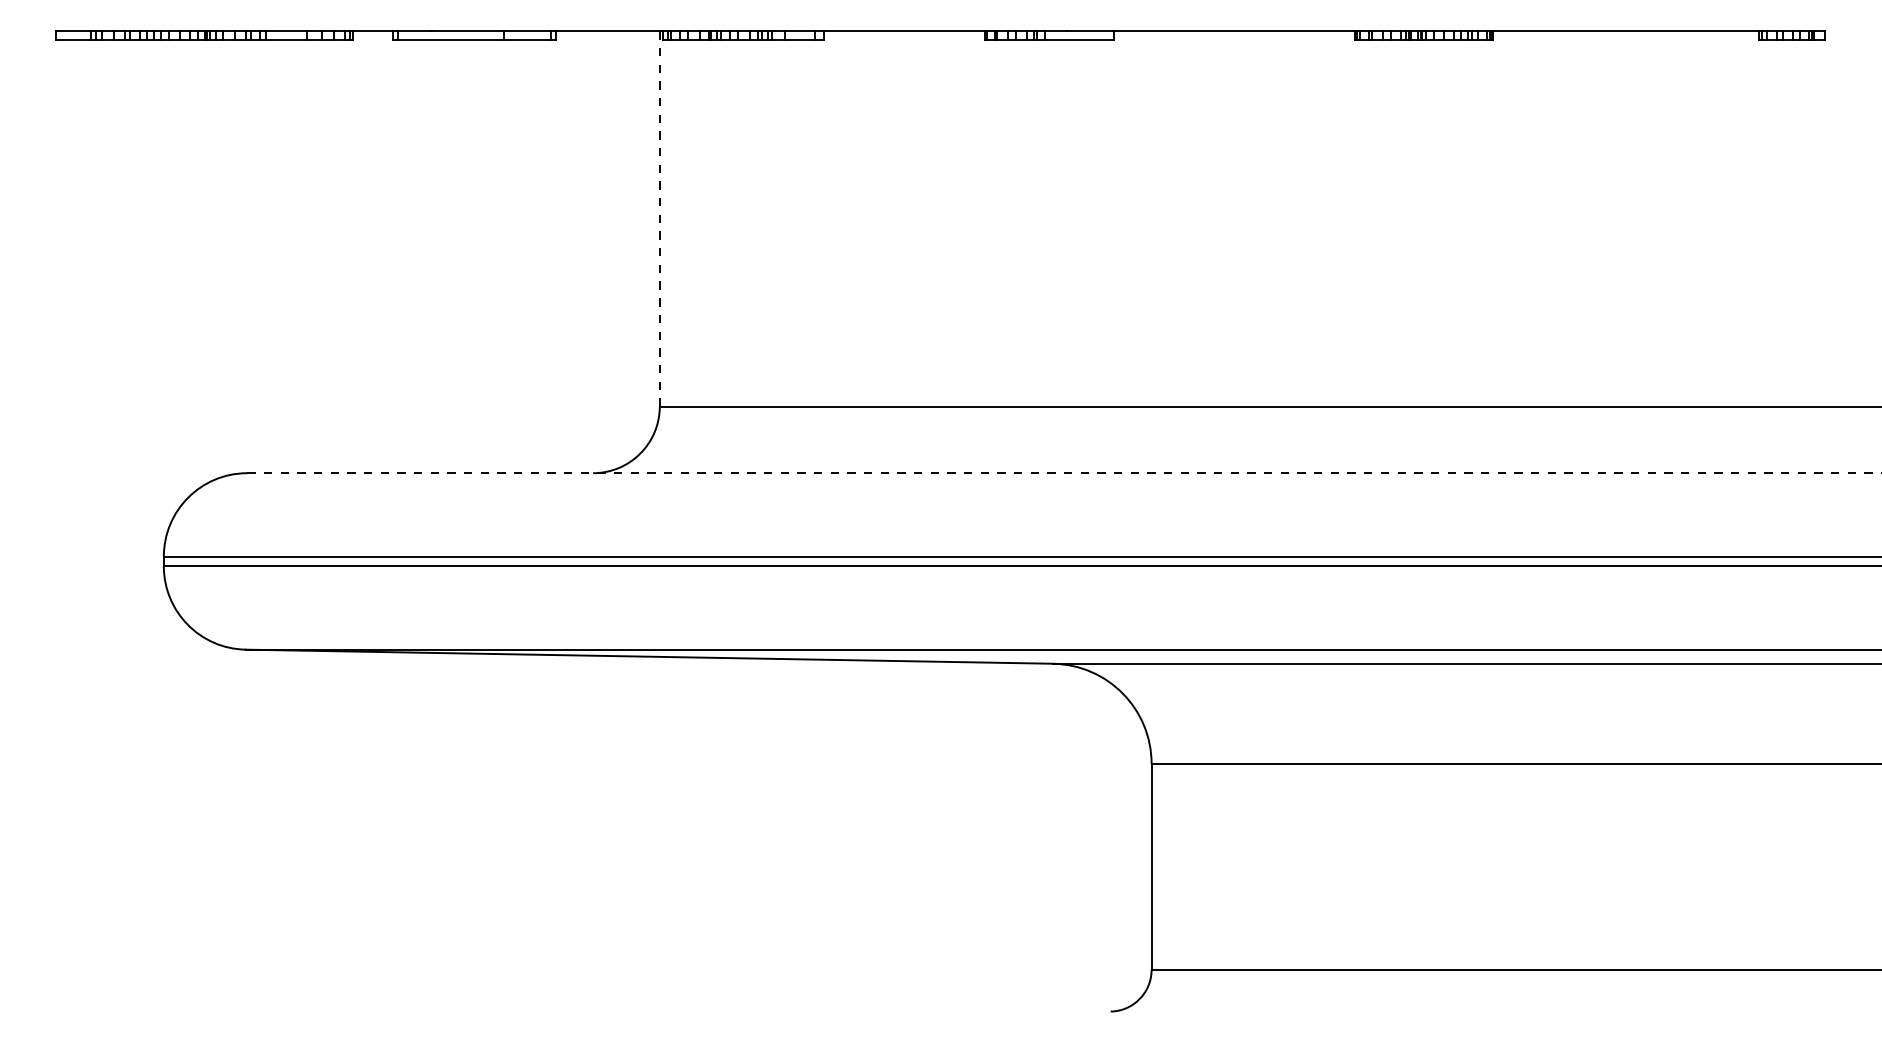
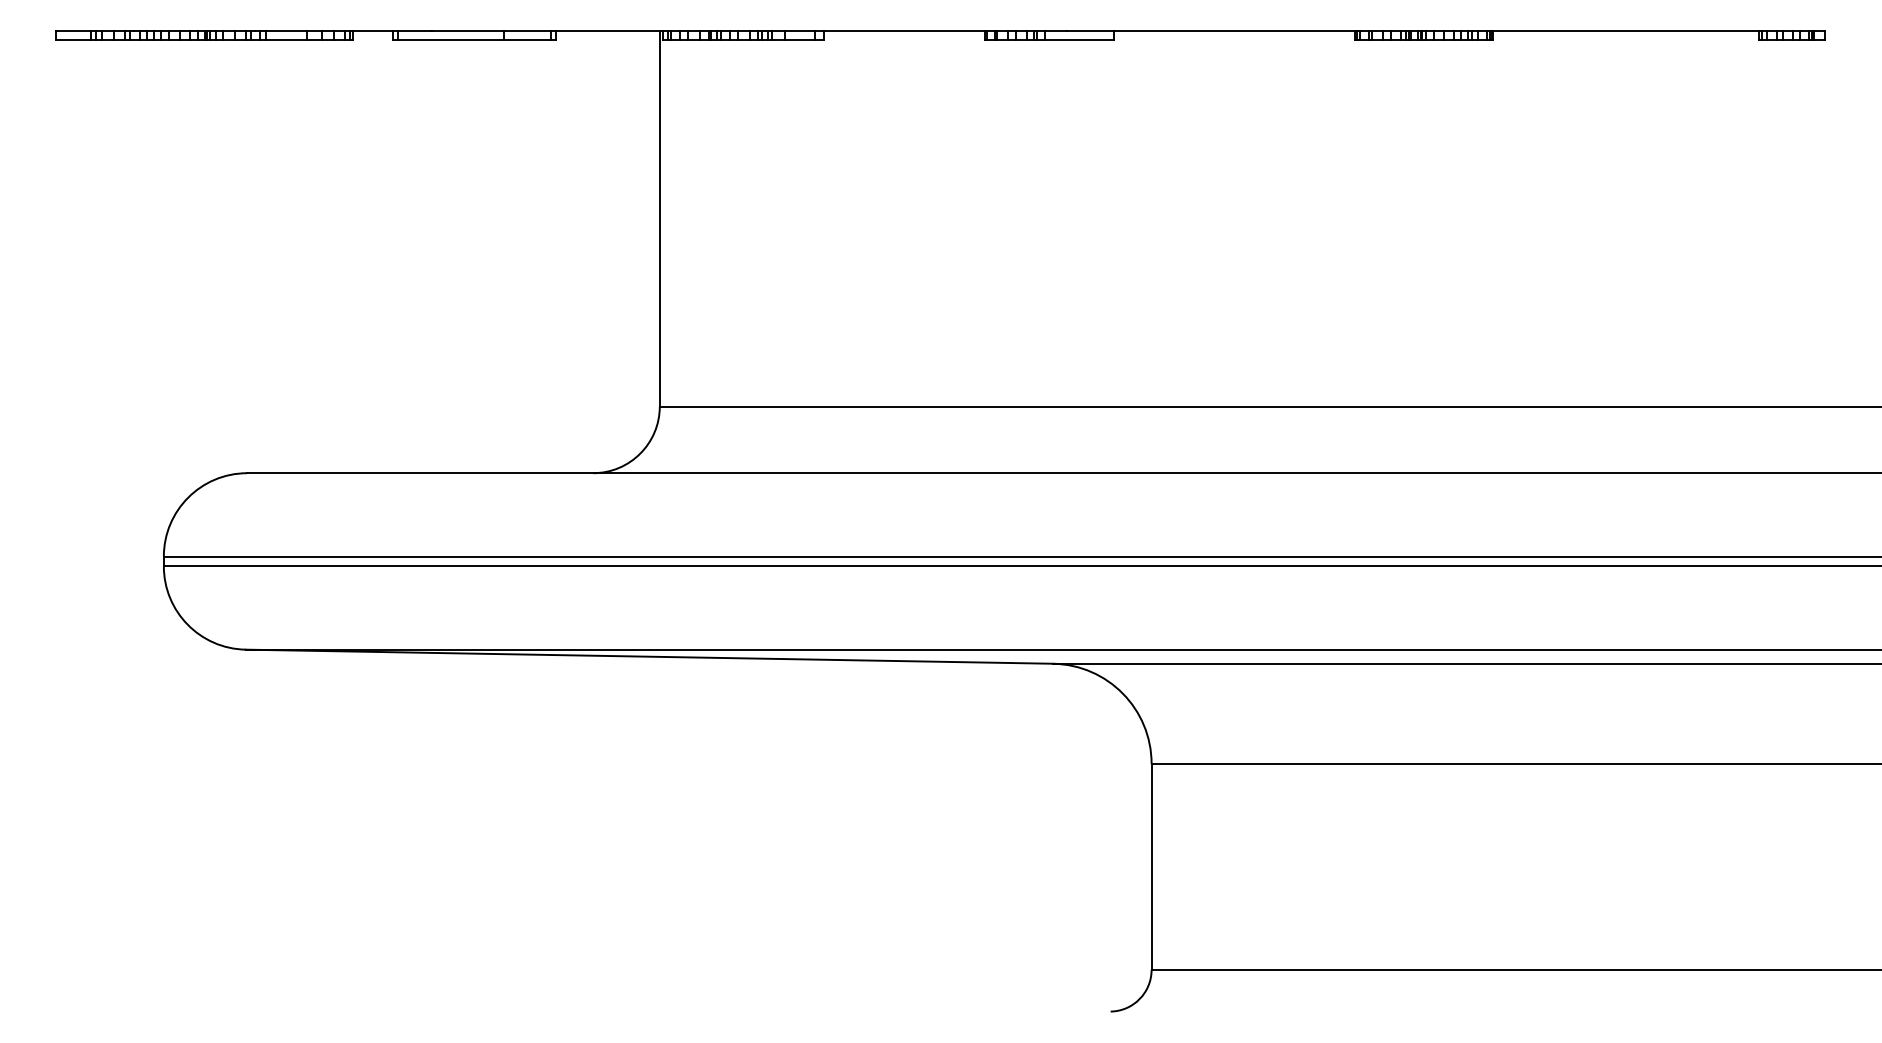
line: dashed -> solid (659, 218)
line: dashed -> solid (1064, 473)
